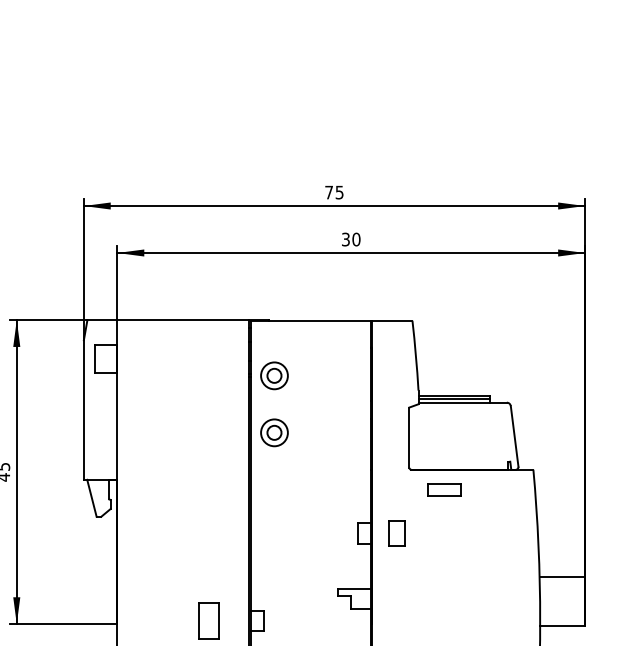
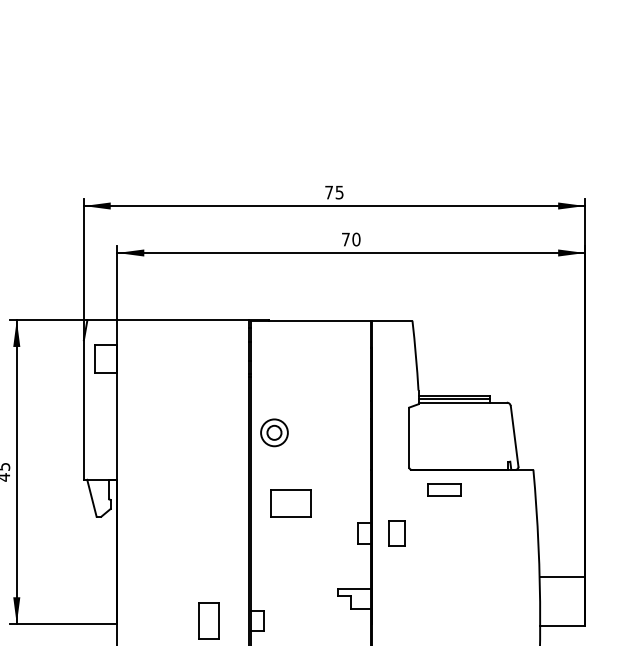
text: 30 -> 70 (345, 239)
part: present -> none (274, 375)
part: none -> present (290, 503)
